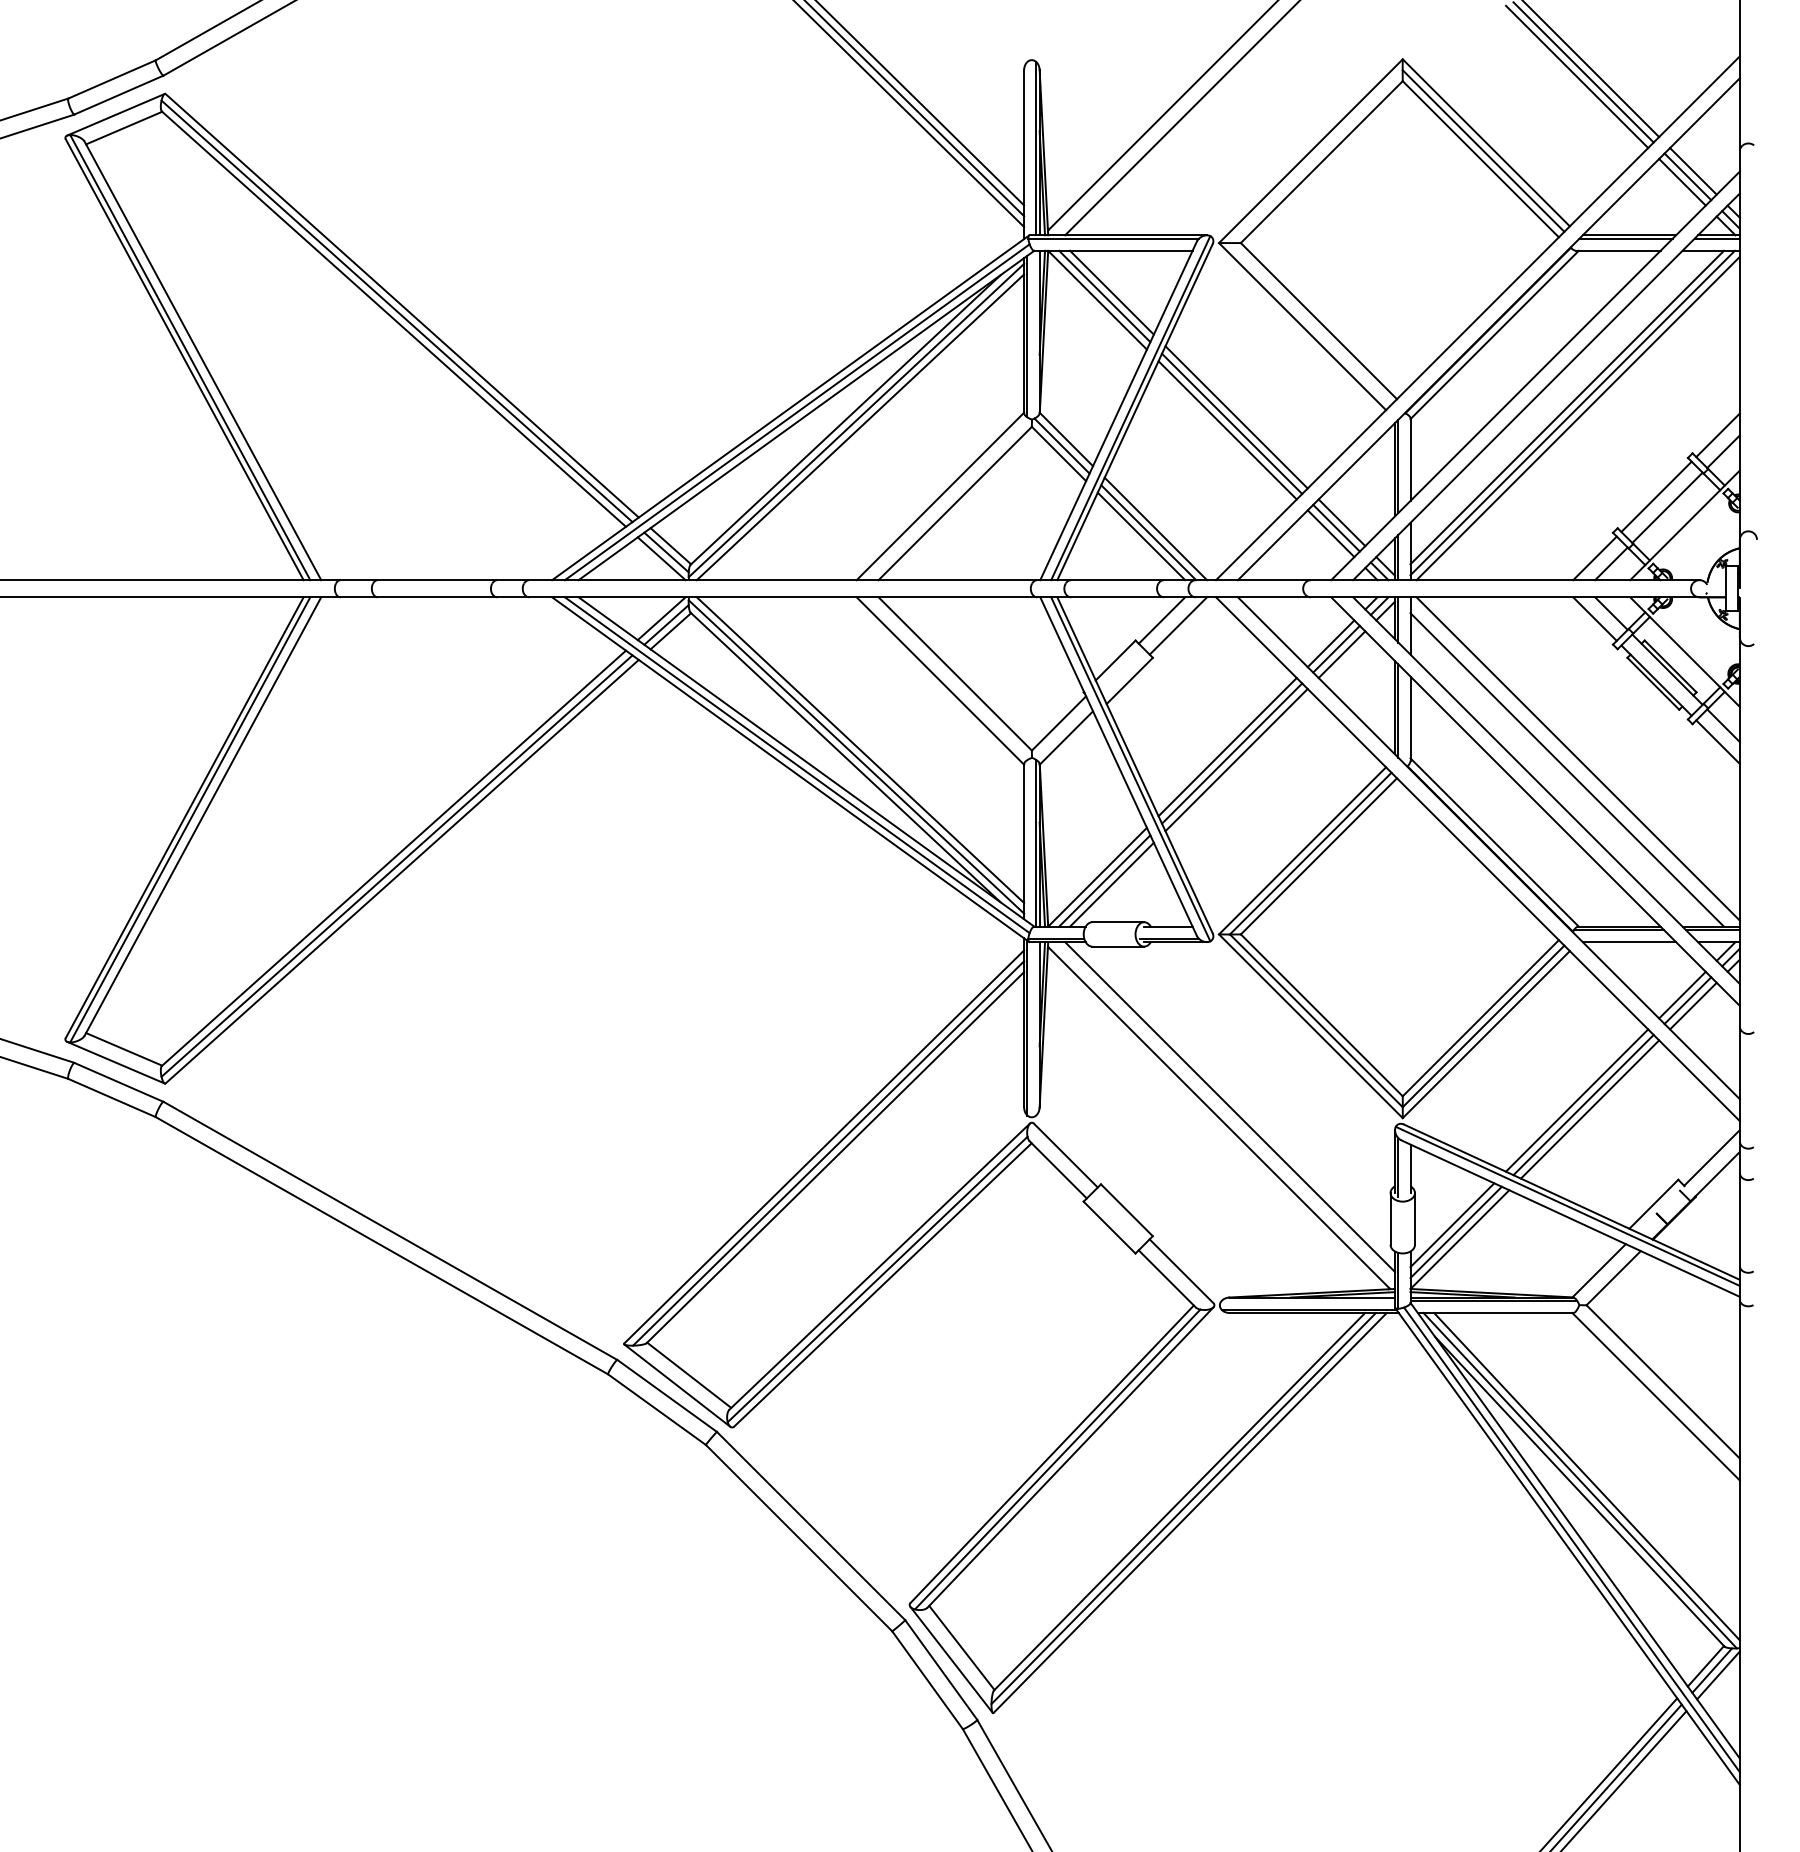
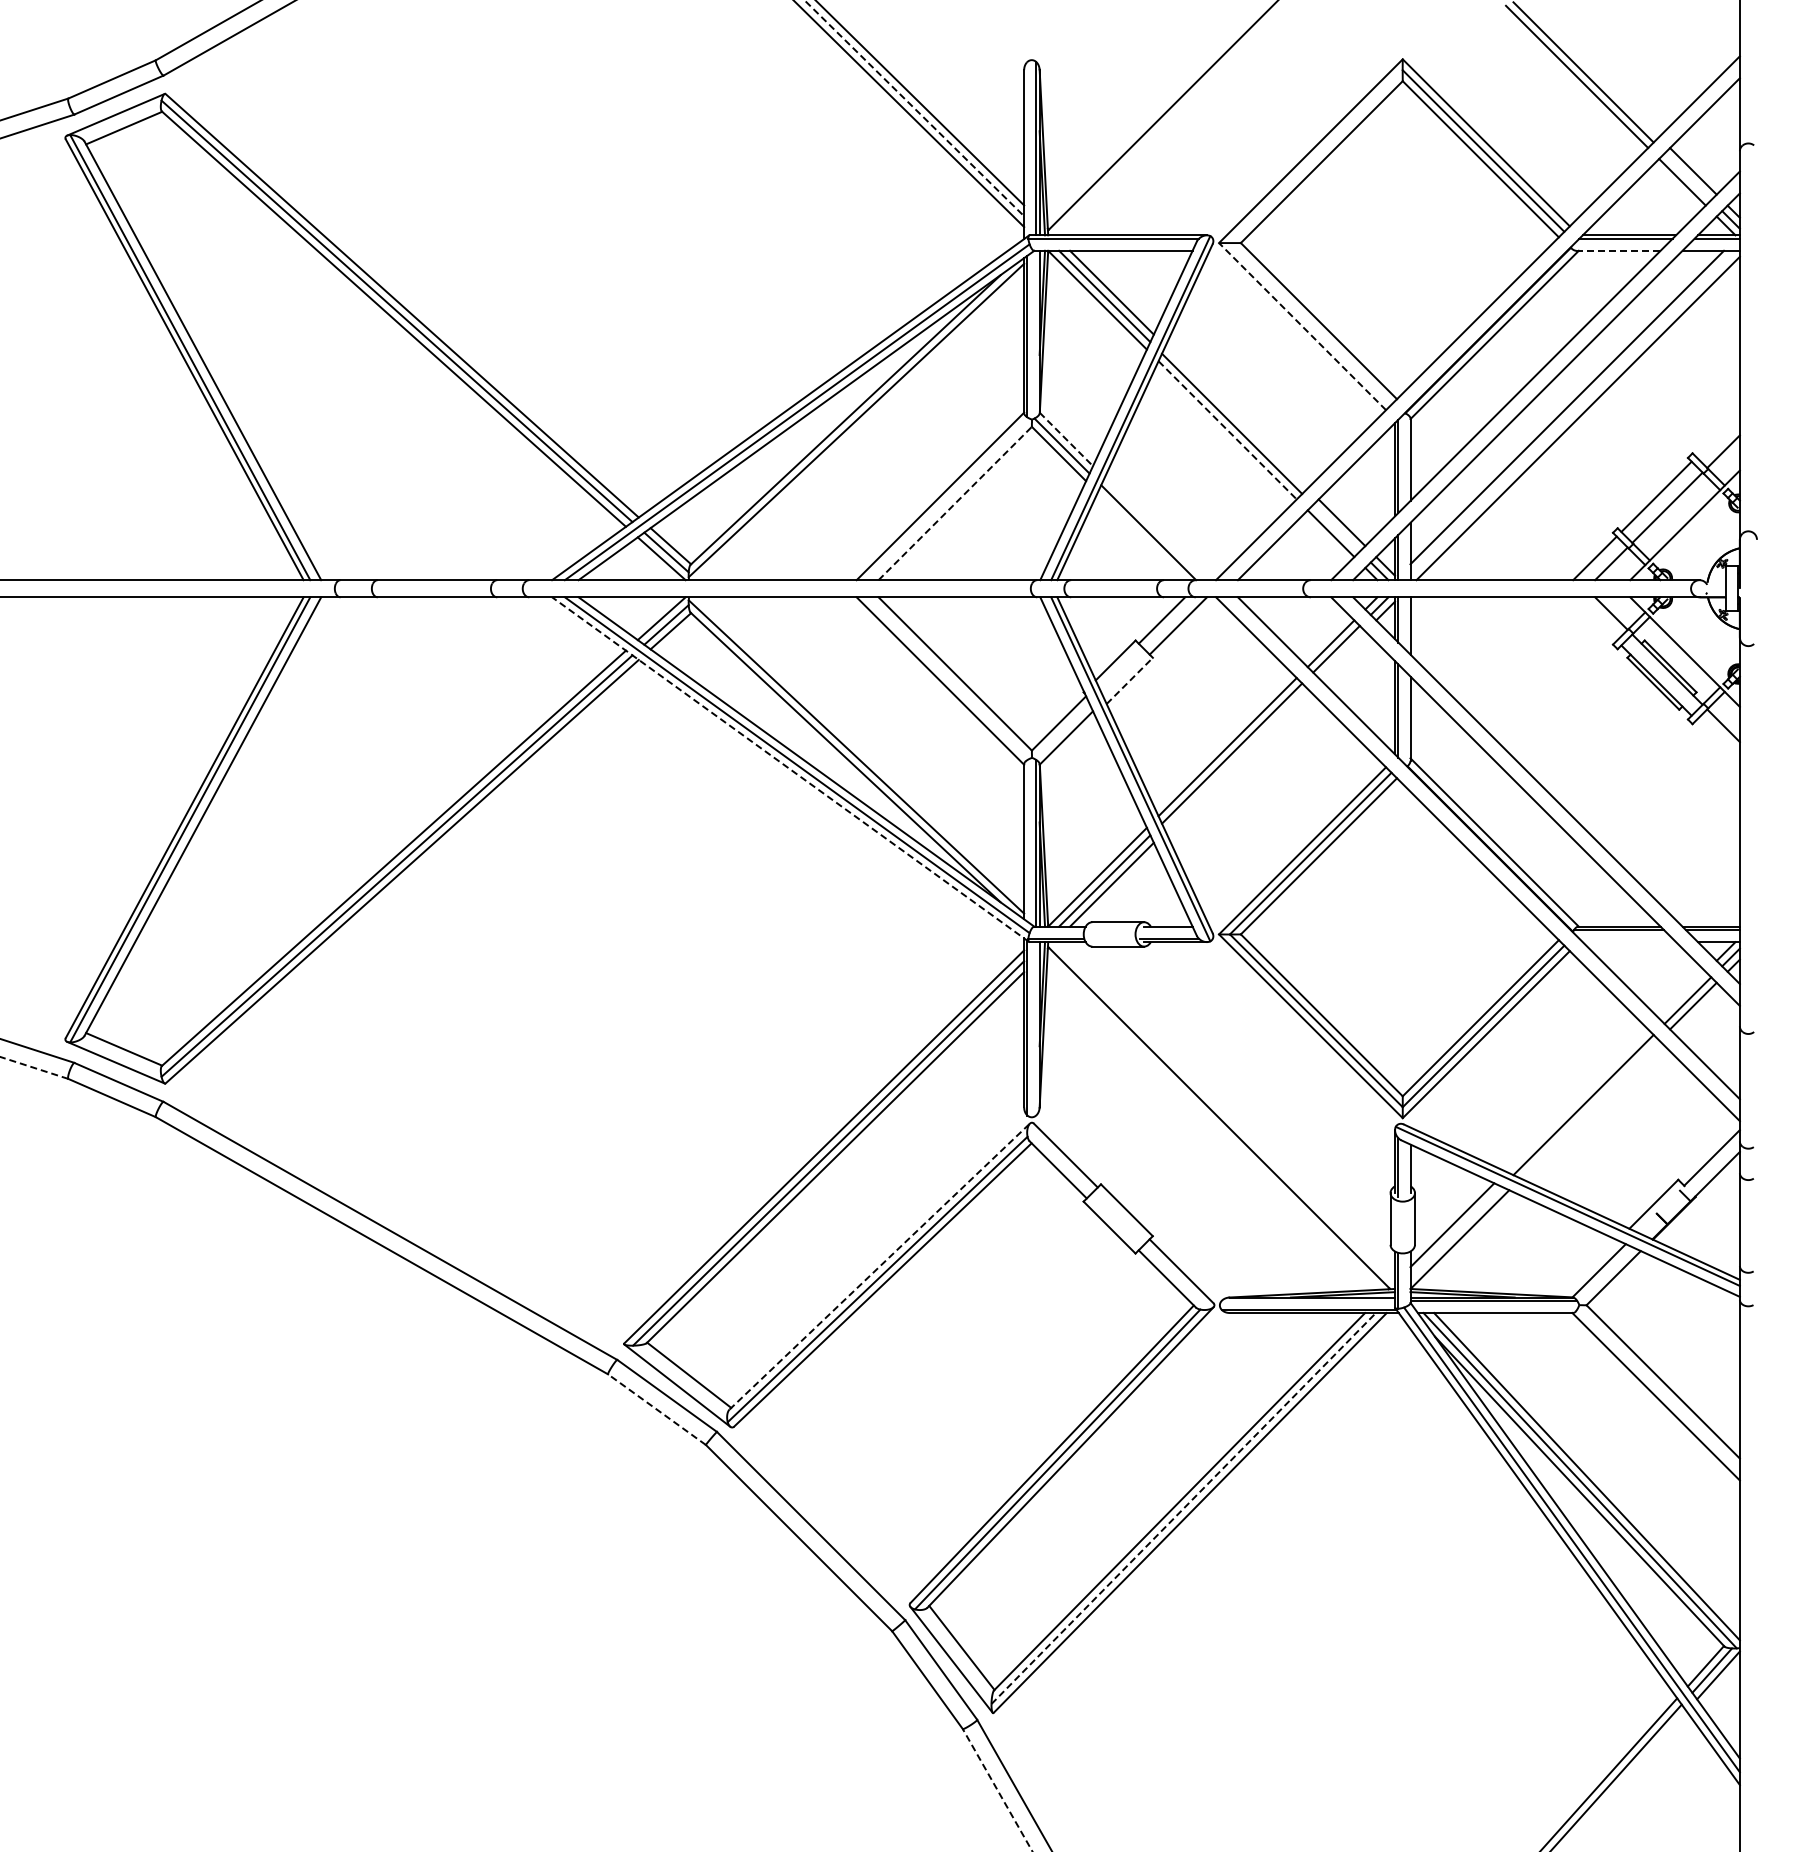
line: present -> none (1591, 69)
line: solid -> dashed (914, 108)
line: present -> none (1181, 118)
line: present -> none (1687, 176)
line: solid -> dashed (1619, 250)
line: solid -> dashed (1302, 326)
line: present -> none (1572, 412)
line: present -> none (1236, 417)
line: present -> none (860, 427)
line: solid -> dashed (1227, 430)
line: present -> none (1717, 435)
line: solid -> dashed (1066, 439)
line: solid -> dashed (955, 503)
line: present -> none (1336, 527)
line: present -> none (1155, 528)
line: present -> none (1141, 536)
line: present -> none (1594, 618)
line: present -> none (1341, 654)
line: solid -> dashed (1129, 680)
line: present -> none (1717, 741)
line: present -> none (860, 750)
line: present -> none (1577, 758)
line: present -> none (1236, 759)
line: solid -> dashed (790, 769)
line: present -> none (1567, 769)
line: present -> none (1629, 942)
line: present -> none (1682, 994)
line: solid -> dashed (34, 1067)
line: present -> none (1576, 1100)
line: present -> none (1230, 1107)
line: present -> none (1589, 1109)
line: present -> none (1455, 1232)
line: solid -> dashed (880, 1266)
line: solid -> dashed (656, 1409)
line: solid -> dashed (1184, 1508)
line: present -> none (1624, 1779)
line: solid -> dashed (997, 1789)
